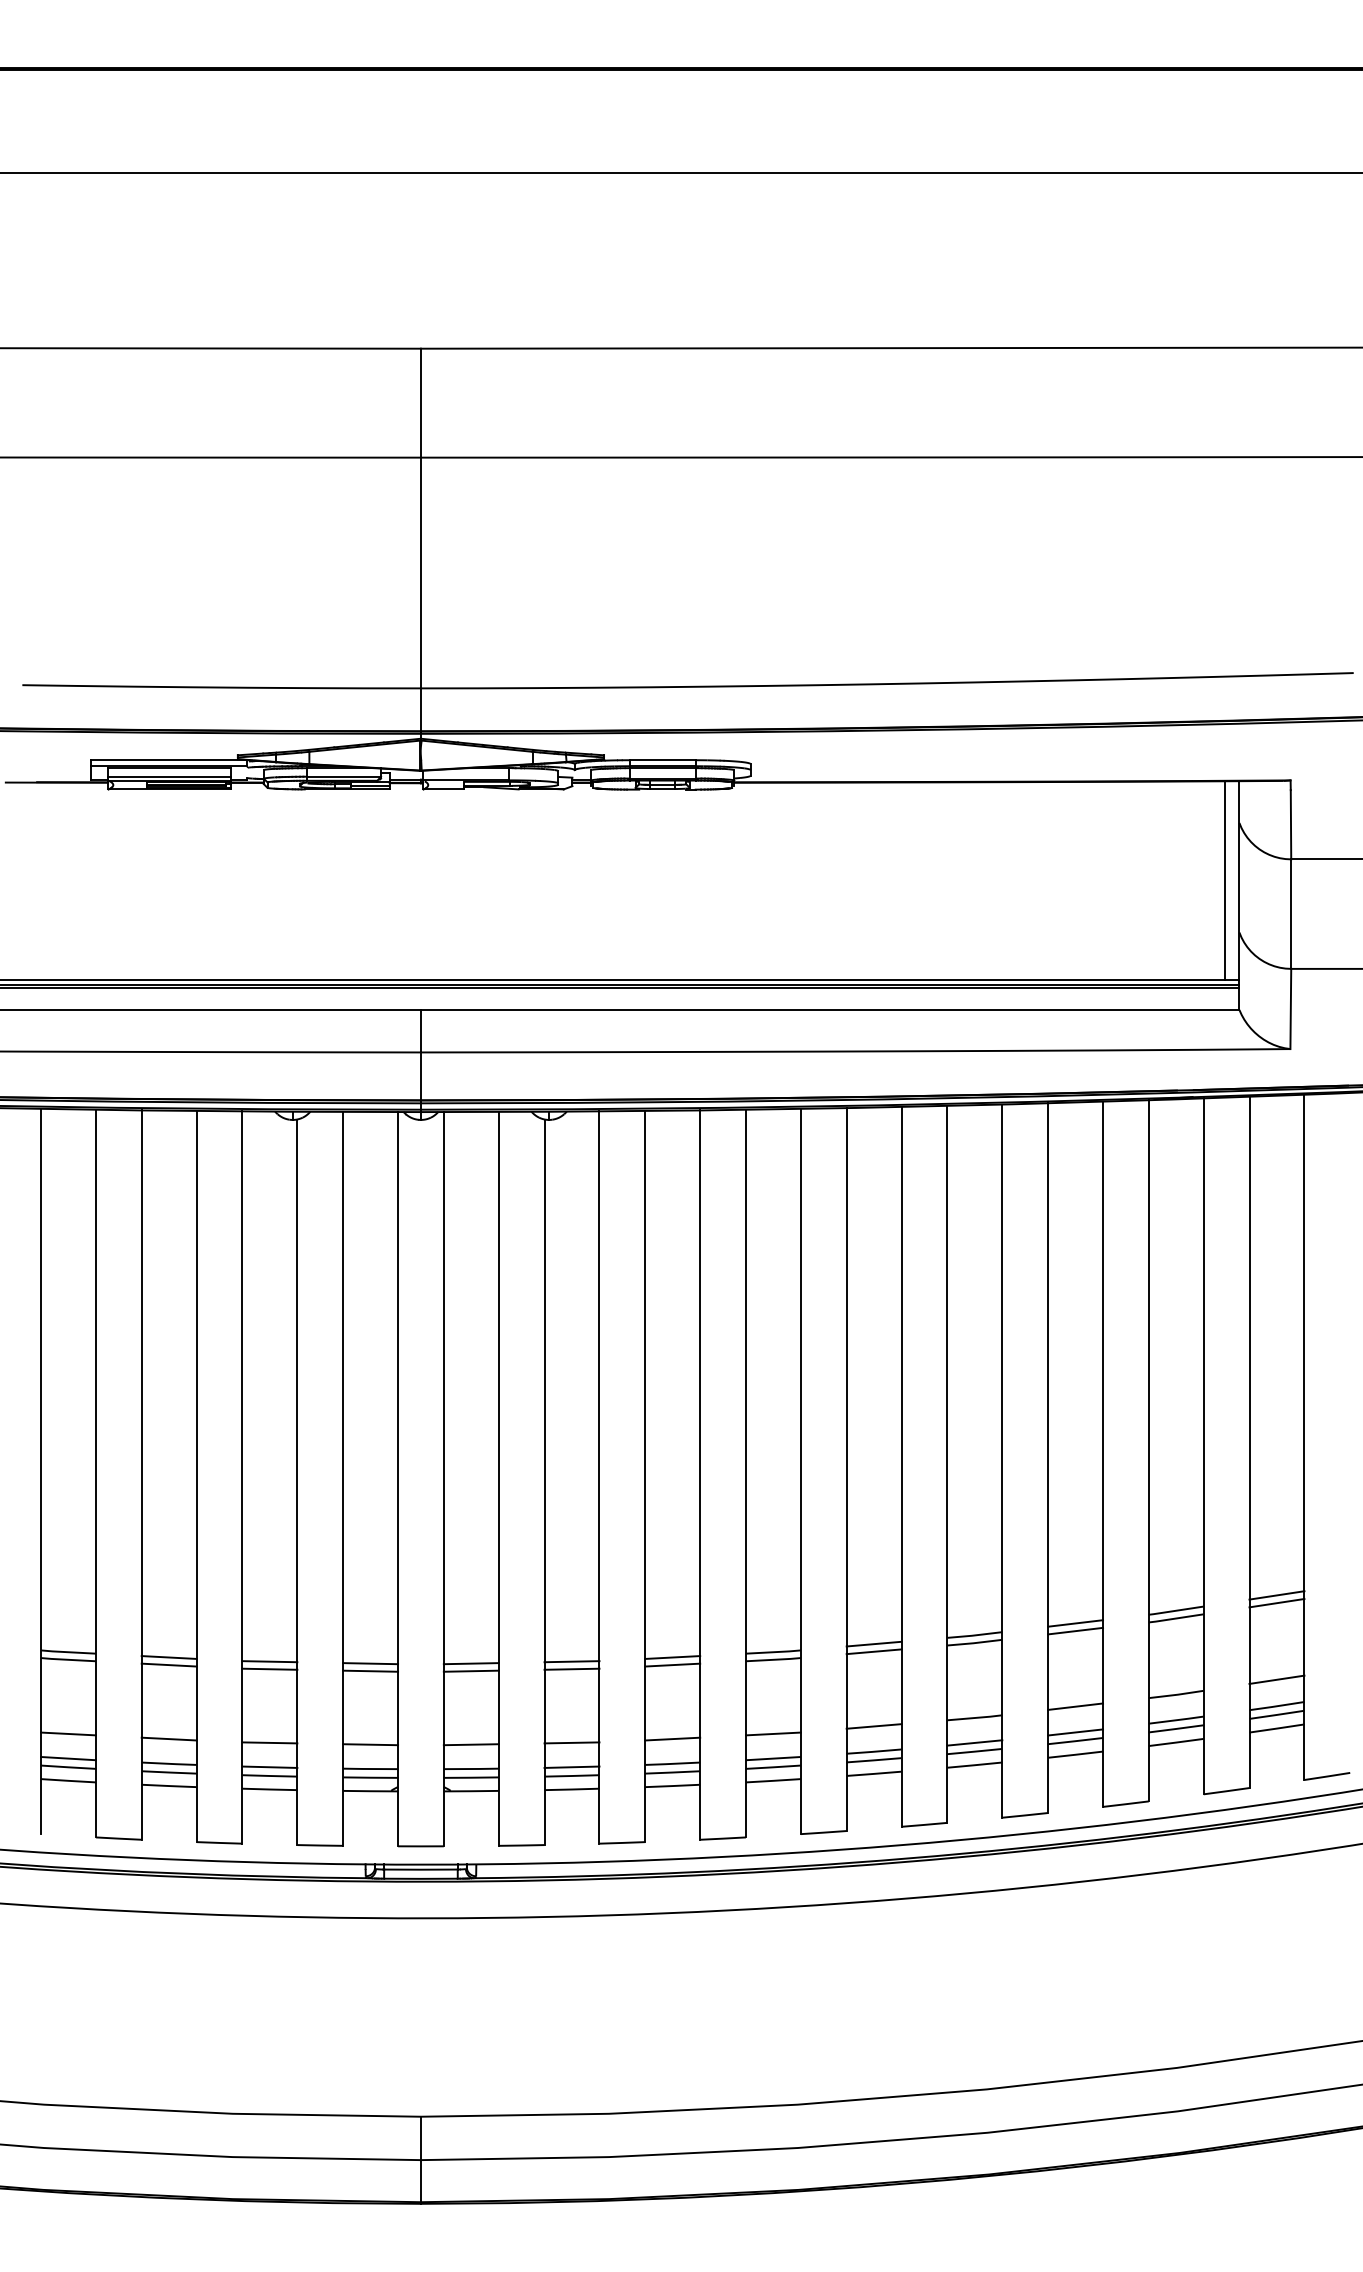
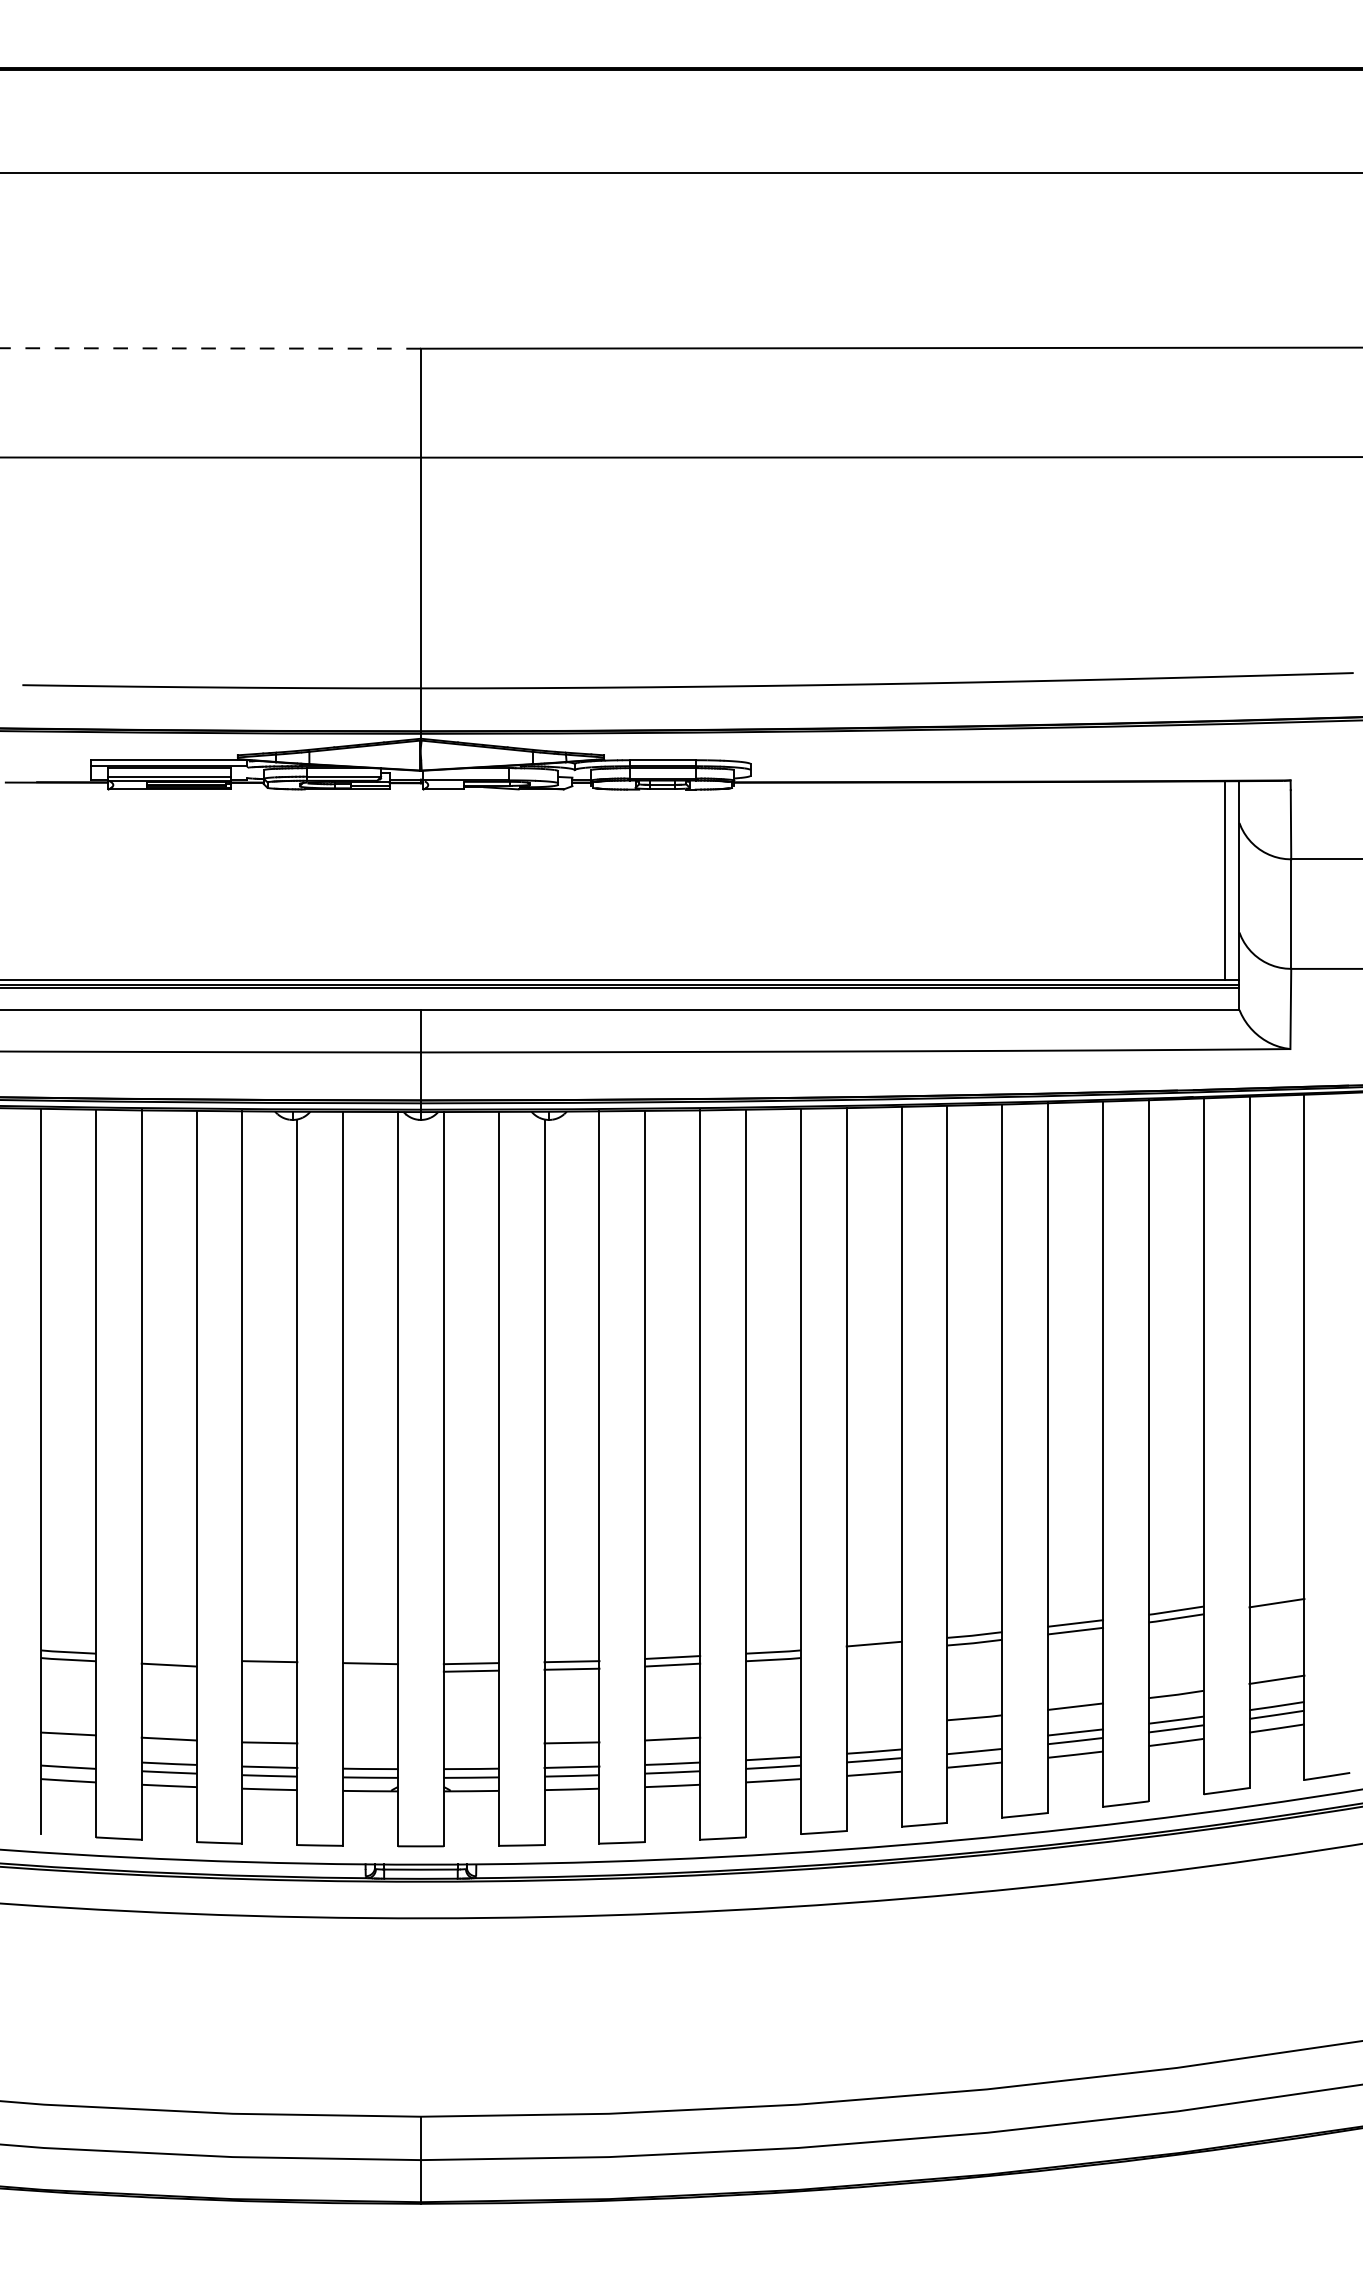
line: solid -> dashed (210, 348)
line: present -> none (1276, 1595)
line: present -> none (873, 1651)
line: present -> none (168, 1657)
line: present -> none (269, 1668)
line: present -> none (370, 1670)
line: present -> none (873, 1726)
line: present -> none (772, 1733)
line: present -> none (974, 1742)
line: present -> none (370, 1744)
line: present -> none (470, 1744)
line: present -> none (68, 1758)
